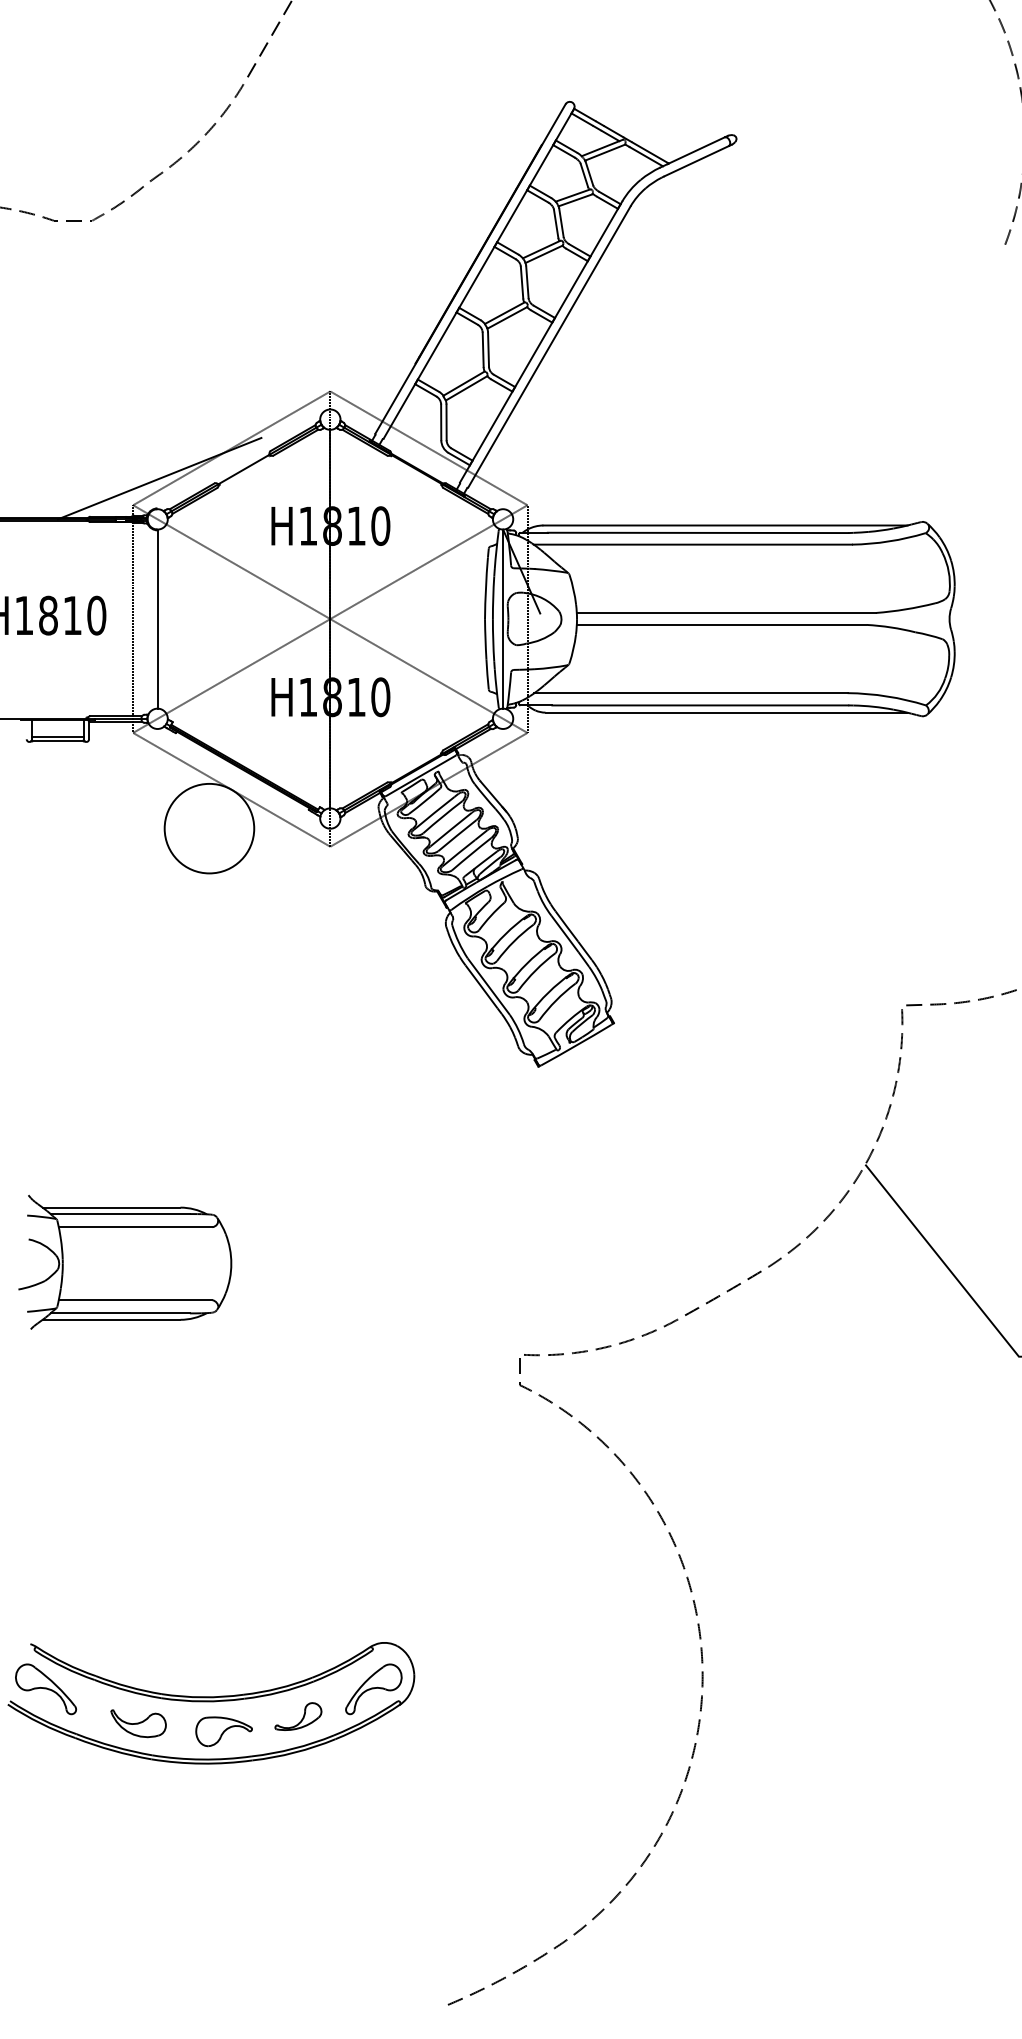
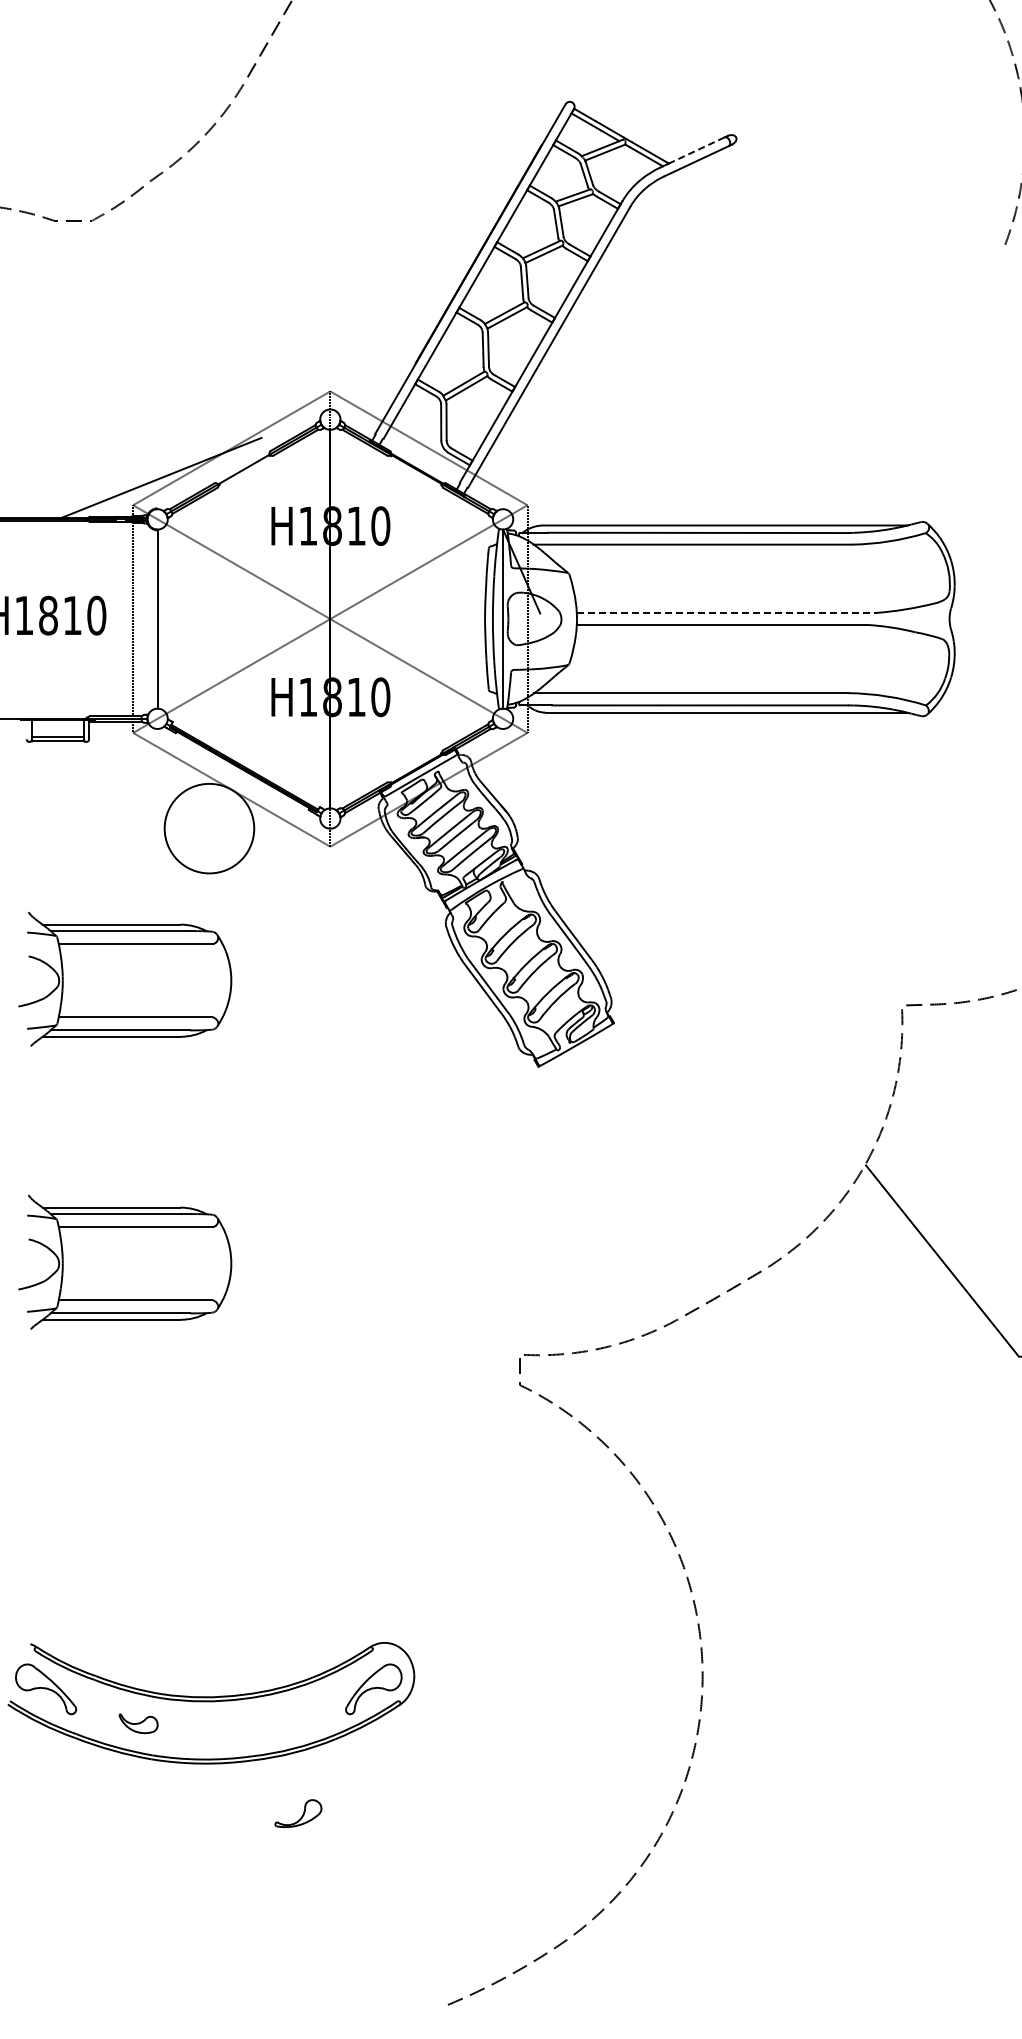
line: solid -> dashed (696, 150)
line: solid -> dashed (726, 613)
part: none -> present (125, 978)
part position: (298, 1716) -> (298, 1813) (298, 1813)
part size: 57x30 px -> 41x22 px (138, 1723)
part: present -> none (223, 1731)
